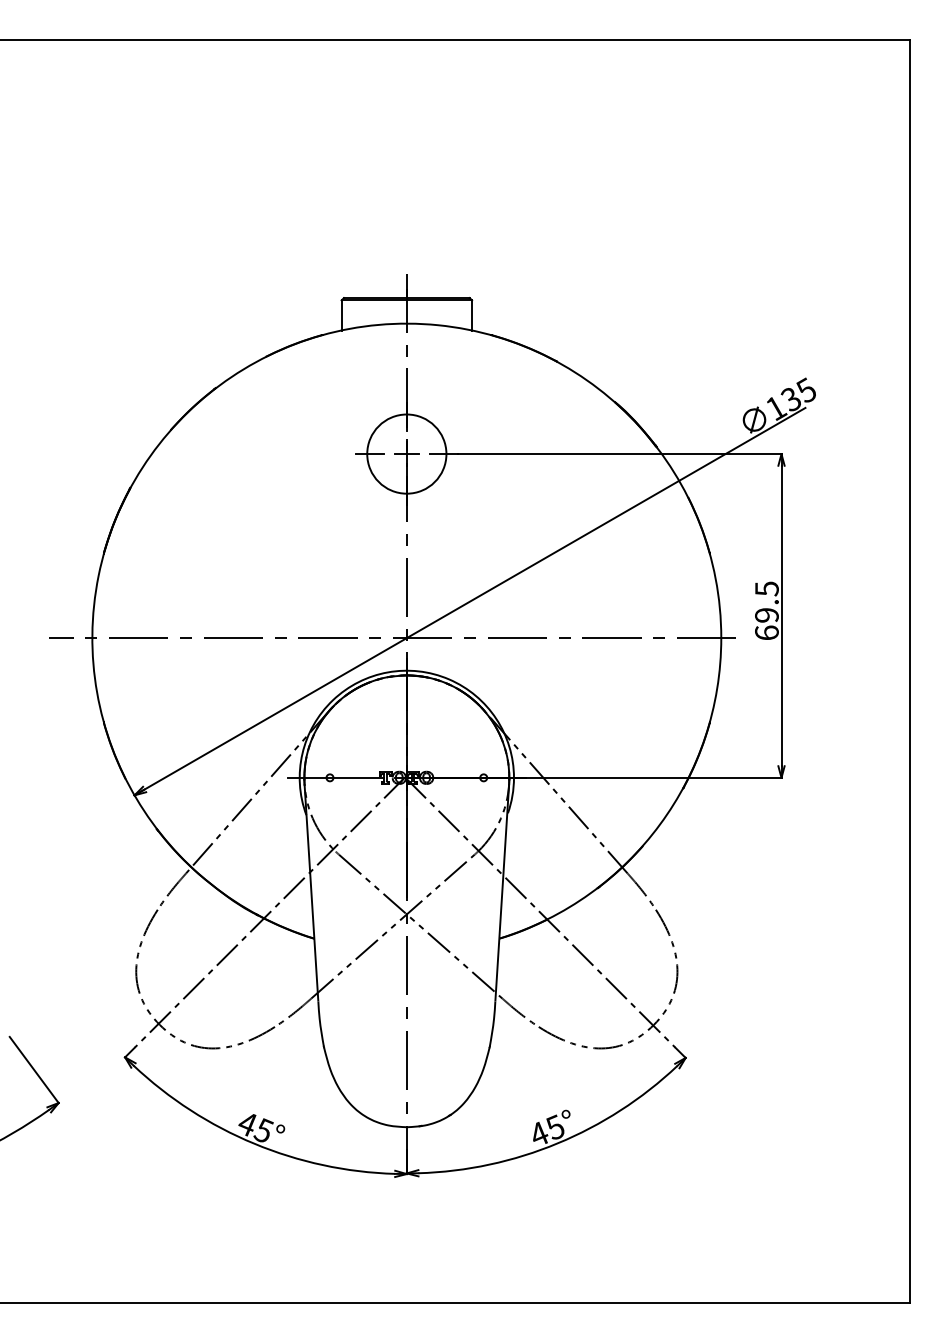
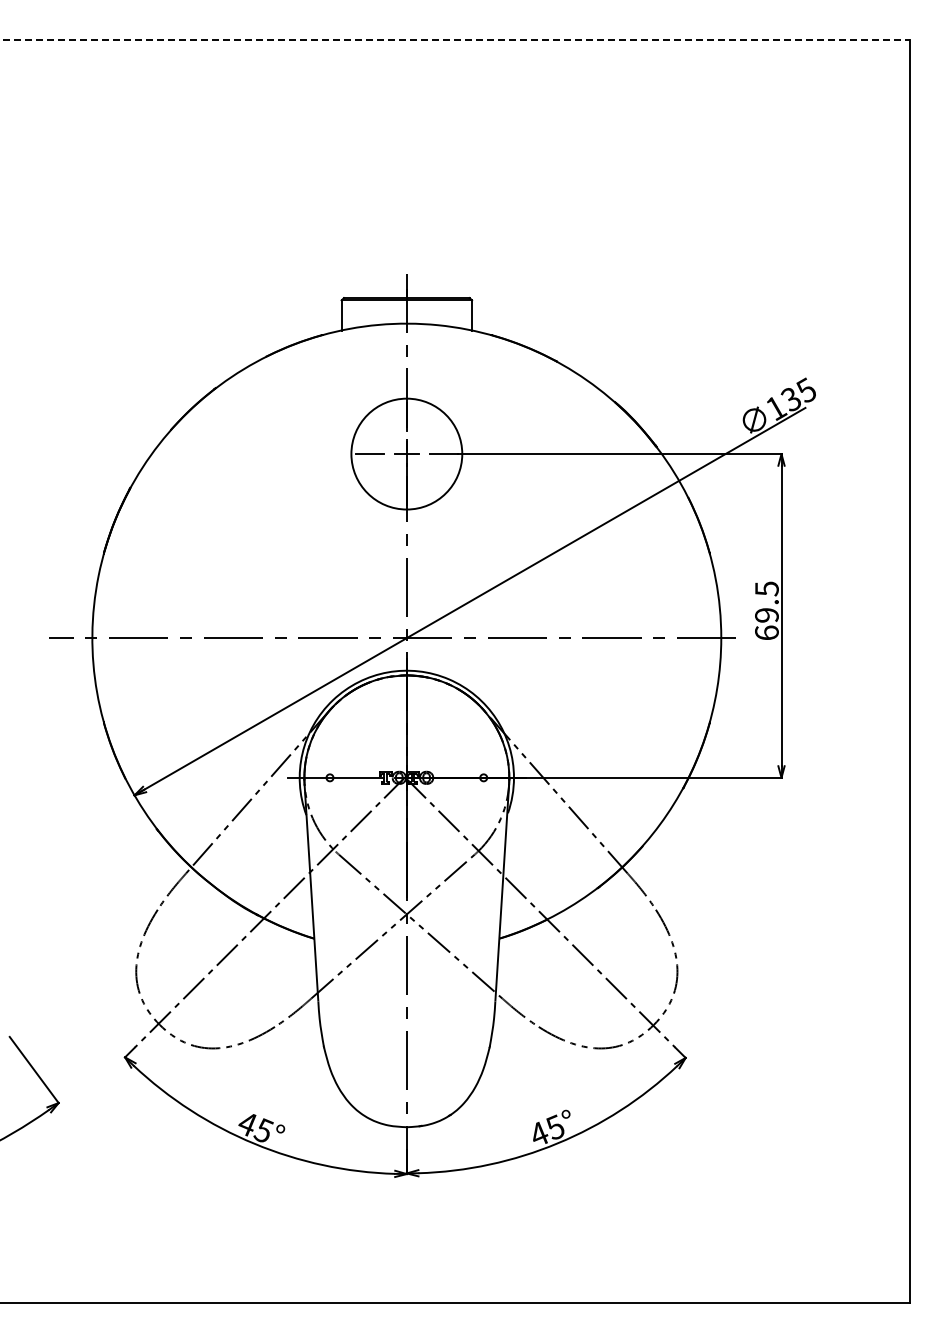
line: solid -> dashed (454, 40)
circle diameter: 79 px -> 111 px (406, 453)
